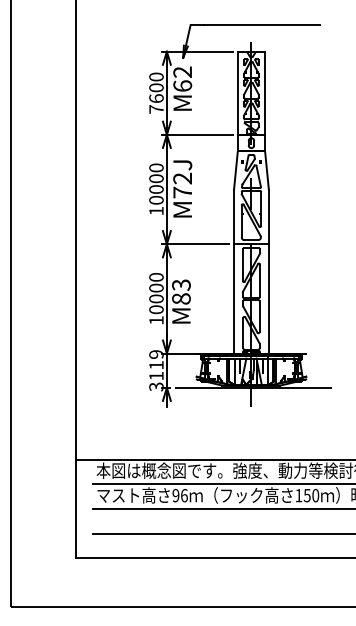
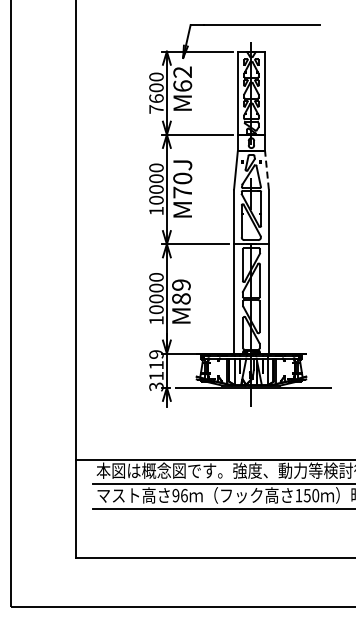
line: solid -> dashed (266, 169)
text: M72J -> M70J (182, 178)
text: M83 -> M89 (181, 284)
line: present -> none (222, 533)
